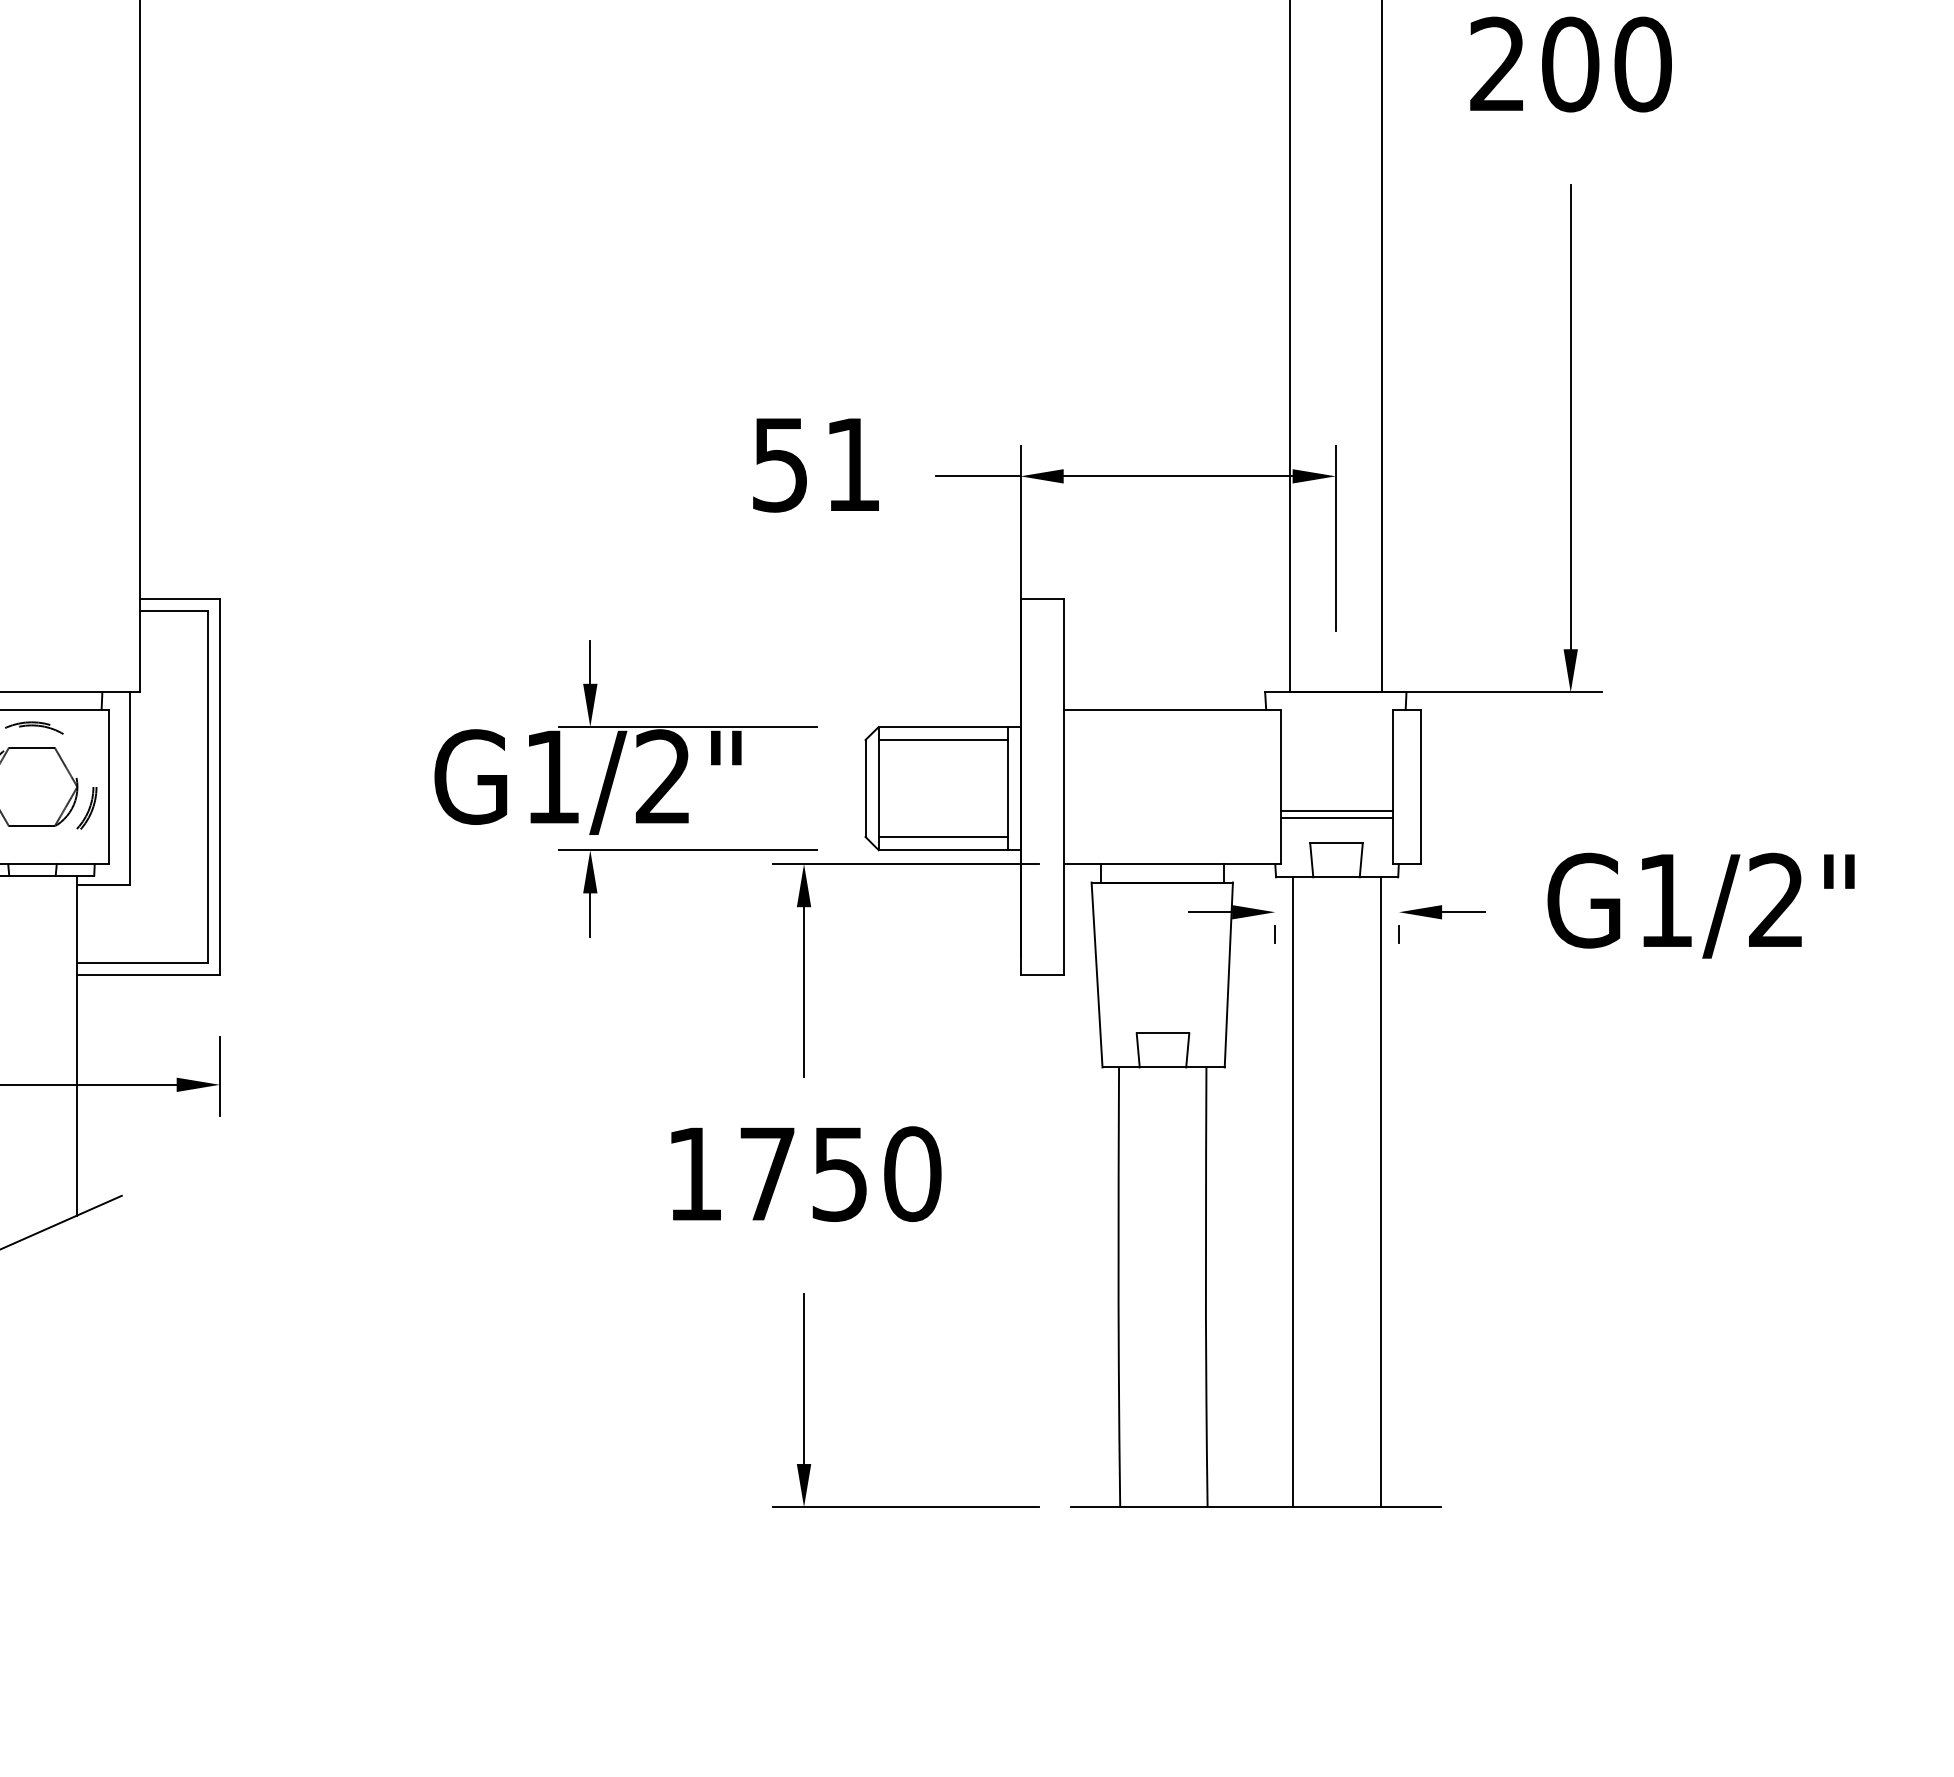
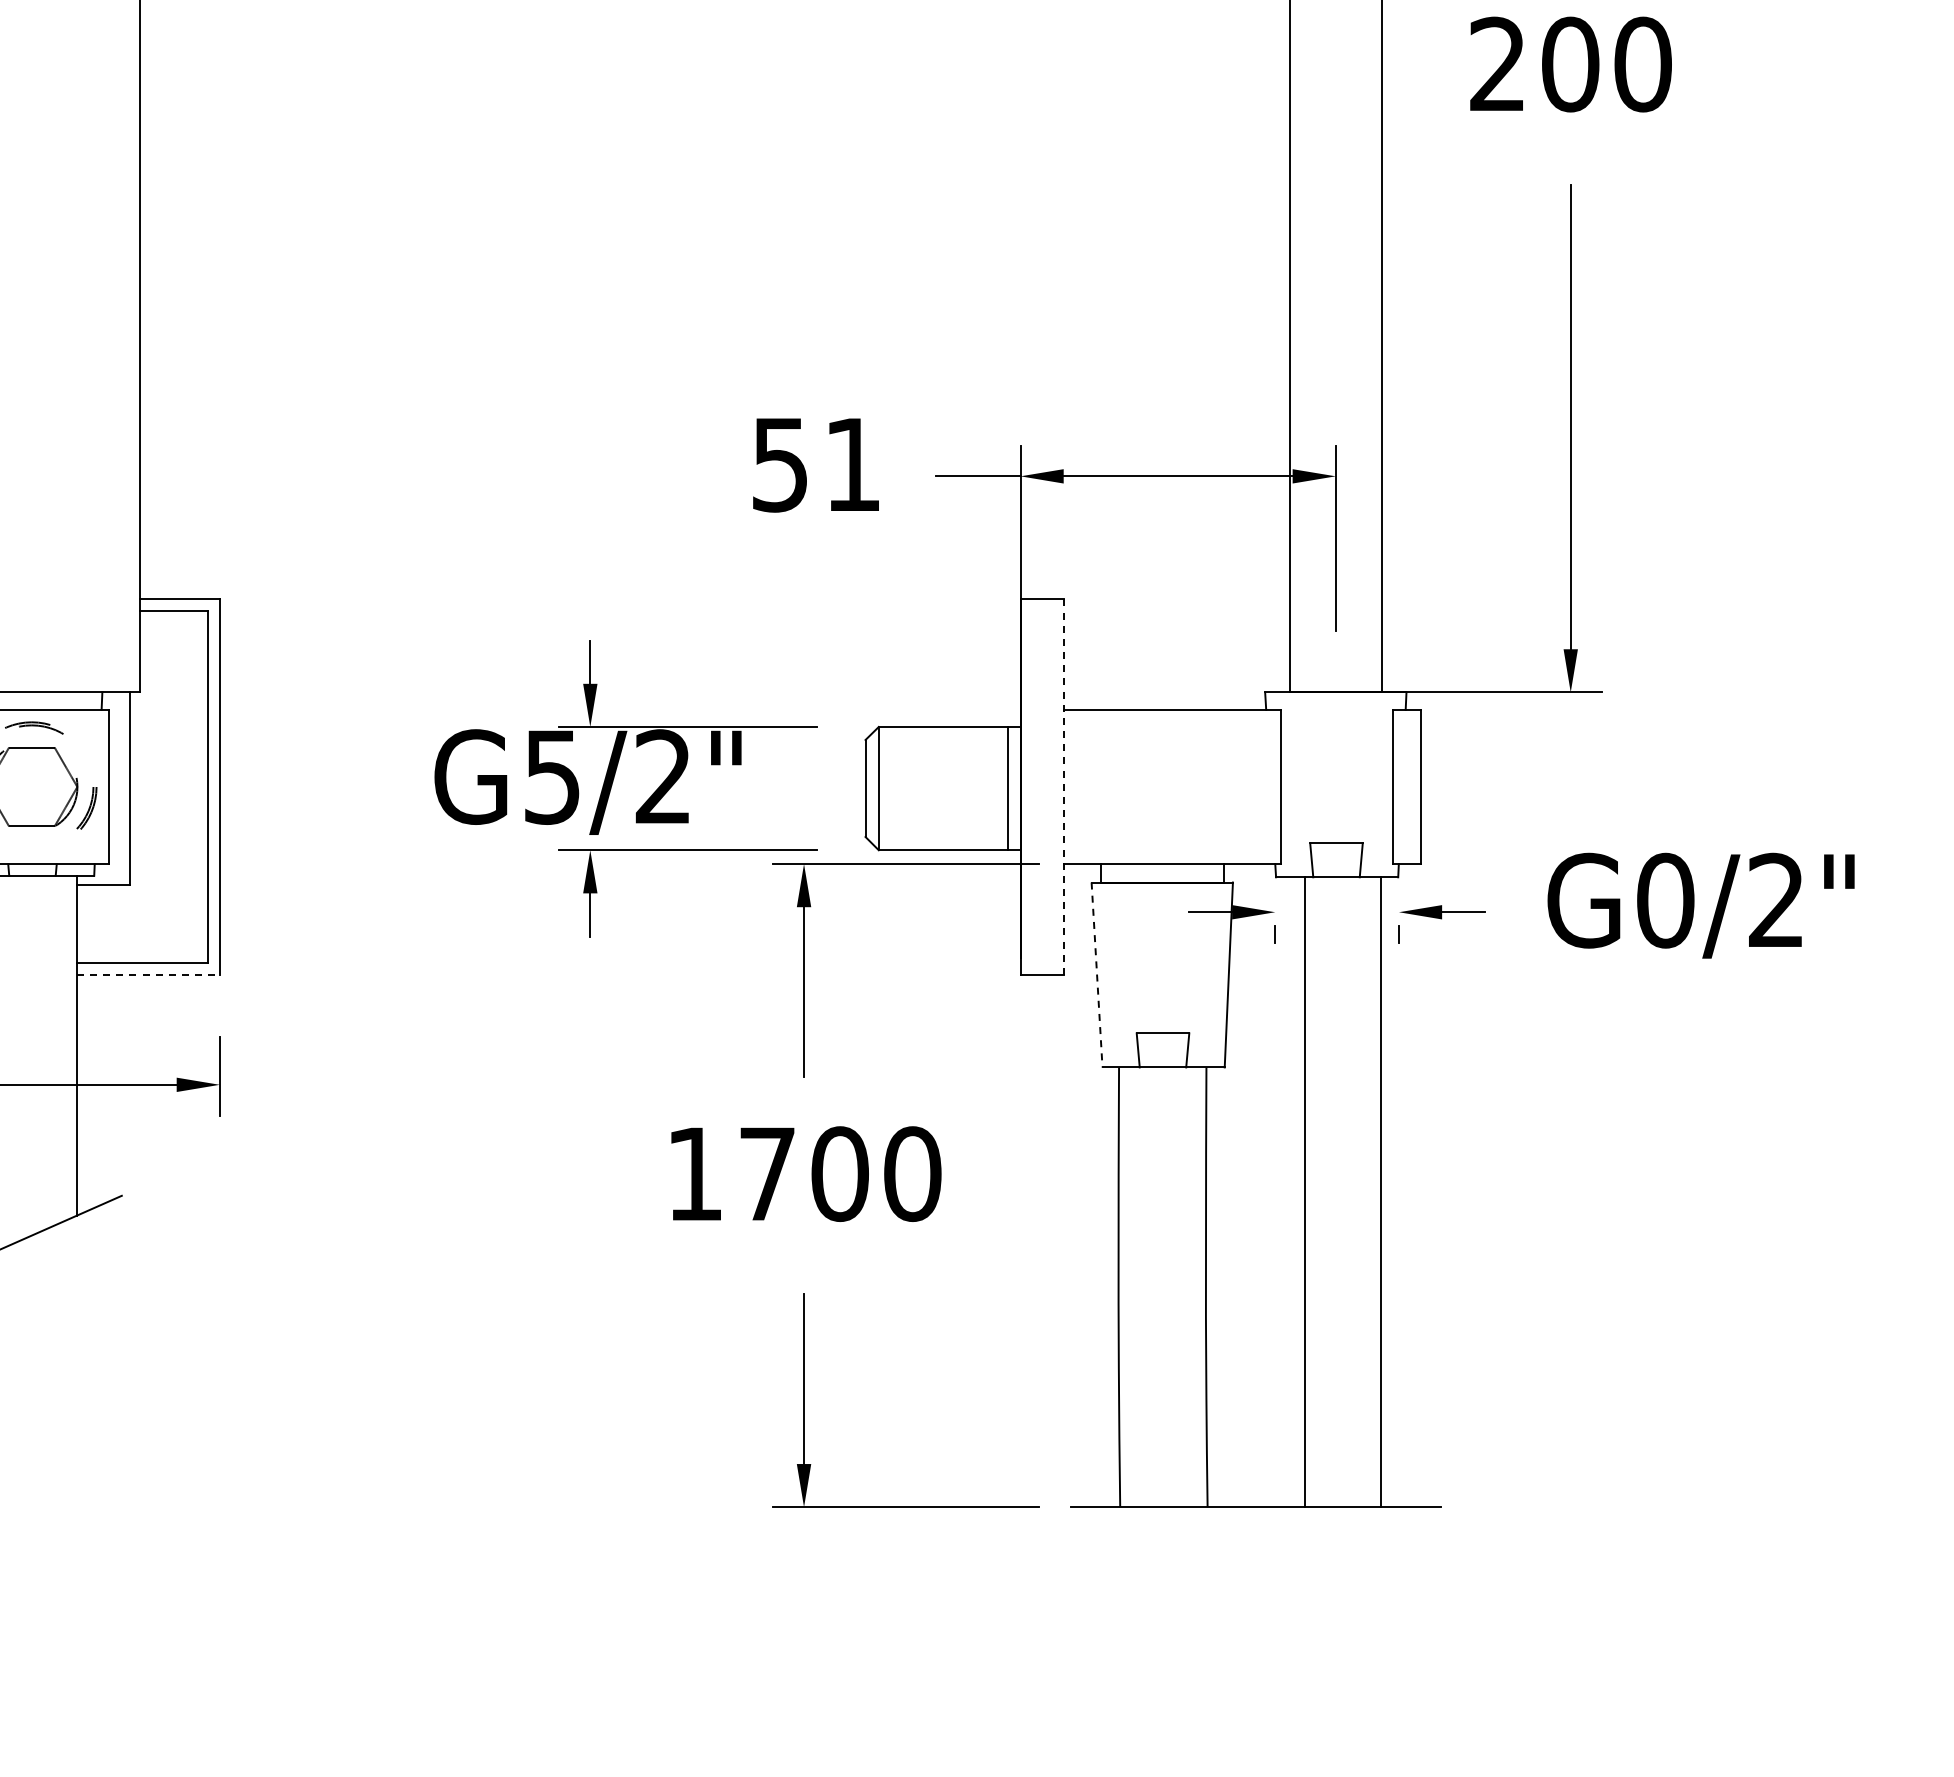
line: present -> none (942, 739)
text: G1/2" -> G5/2" (552, 777)
line: solid -> dashed (1063, 787)
line: present -> none (1336, 811)
line: present -> none (1336, 817)
line: present -> none (942, 837)
text: G1/2" -> G0/2" (1665, 900)
line: solid -> dashed (148, 974)
line: solid -> dashed (1097, 974)
text: 1750 -> 1700 (839, 1173)
line position: (1293, 1192) -> (1305, 1192) (1305, 1192)
